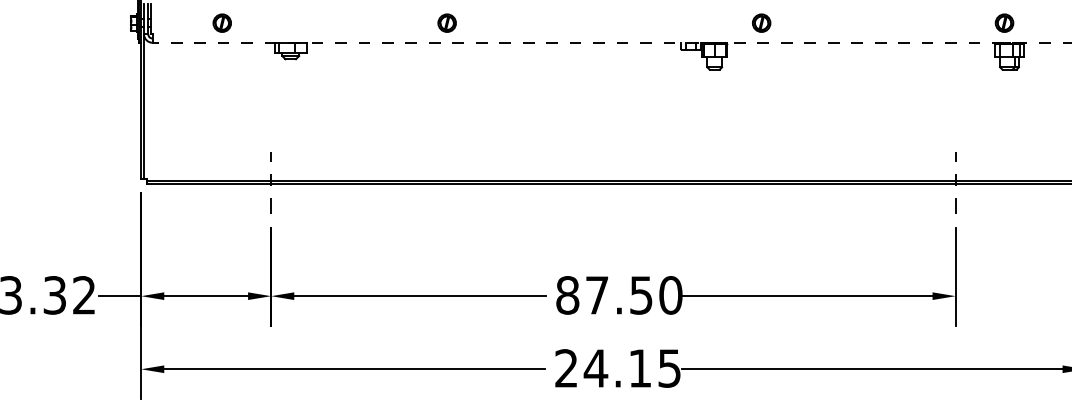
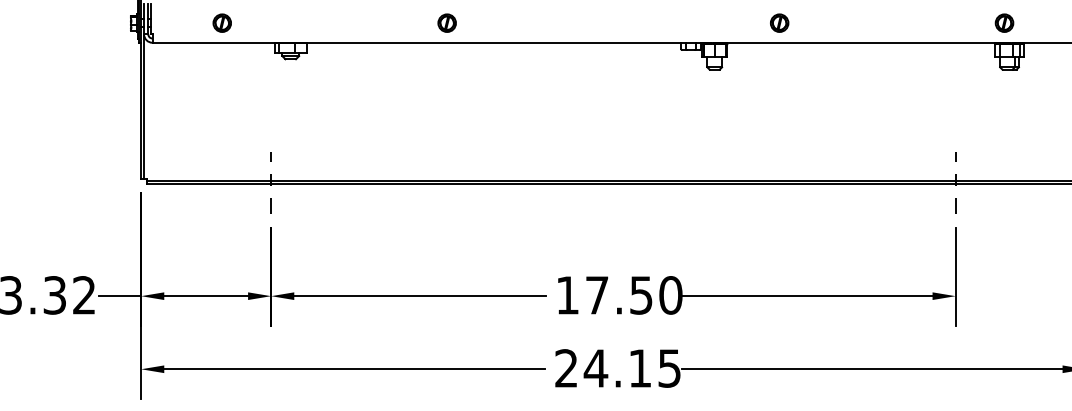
part position: (761, 22) -> (779, 22) (779, 22)
line: dashed -> solid (611, 42)
text: 87.50 -> 17.50 (567, 295)
